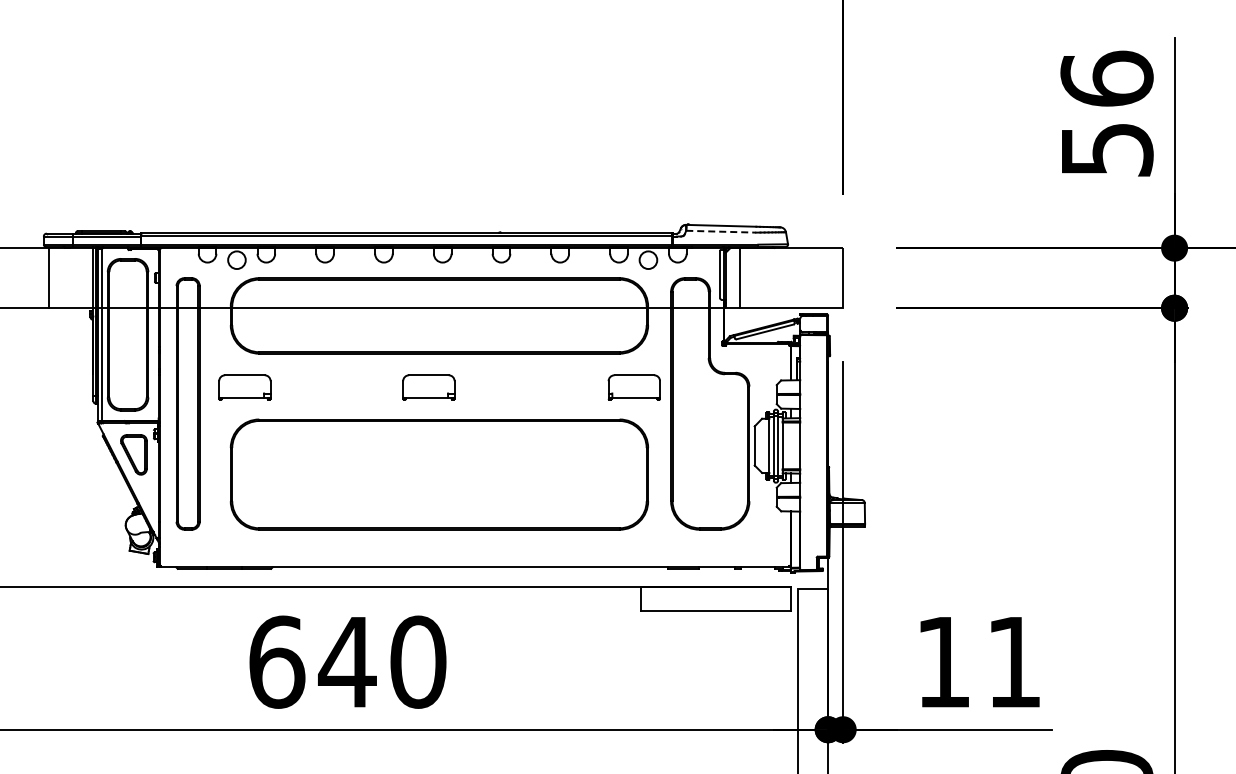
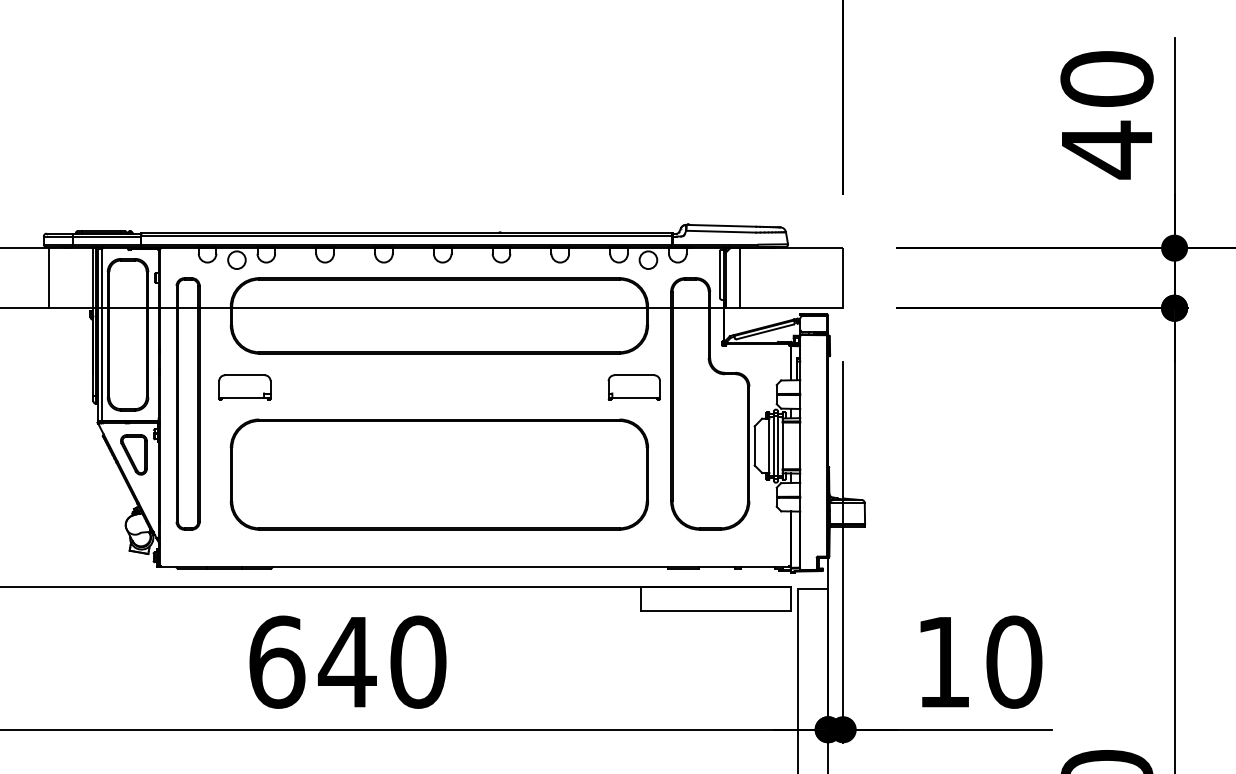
text: 56 -> 40 (1106, 114)
line: dashed -> solid (721, 231)
part: present -> none (428, 387)
text: 11 -> 10 (1014, 661)
